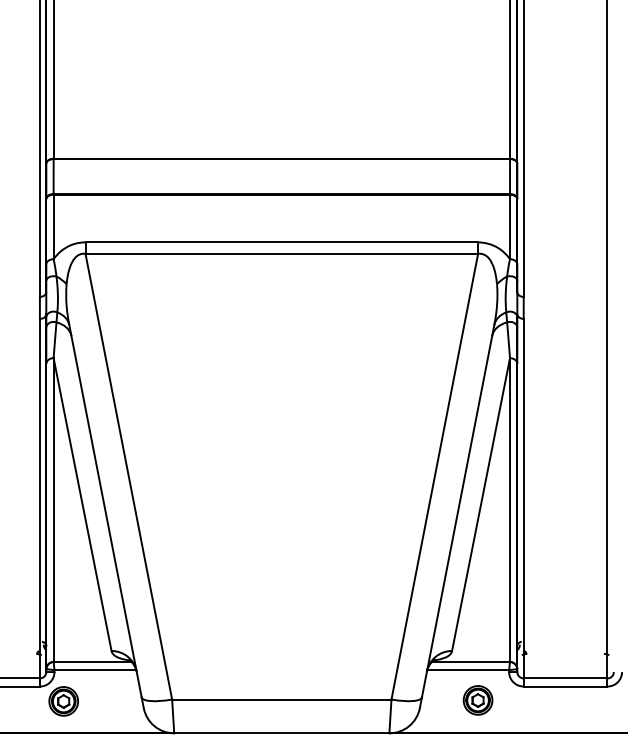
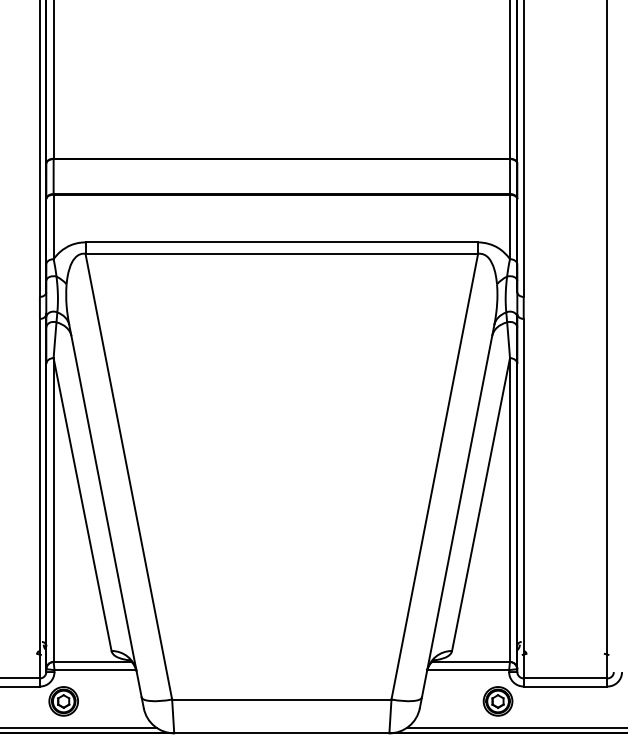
part position: (477, 700) -> (497, 701) (497, 701)
line: none -> present (79, 727)
line: none -> present (515, 727)
